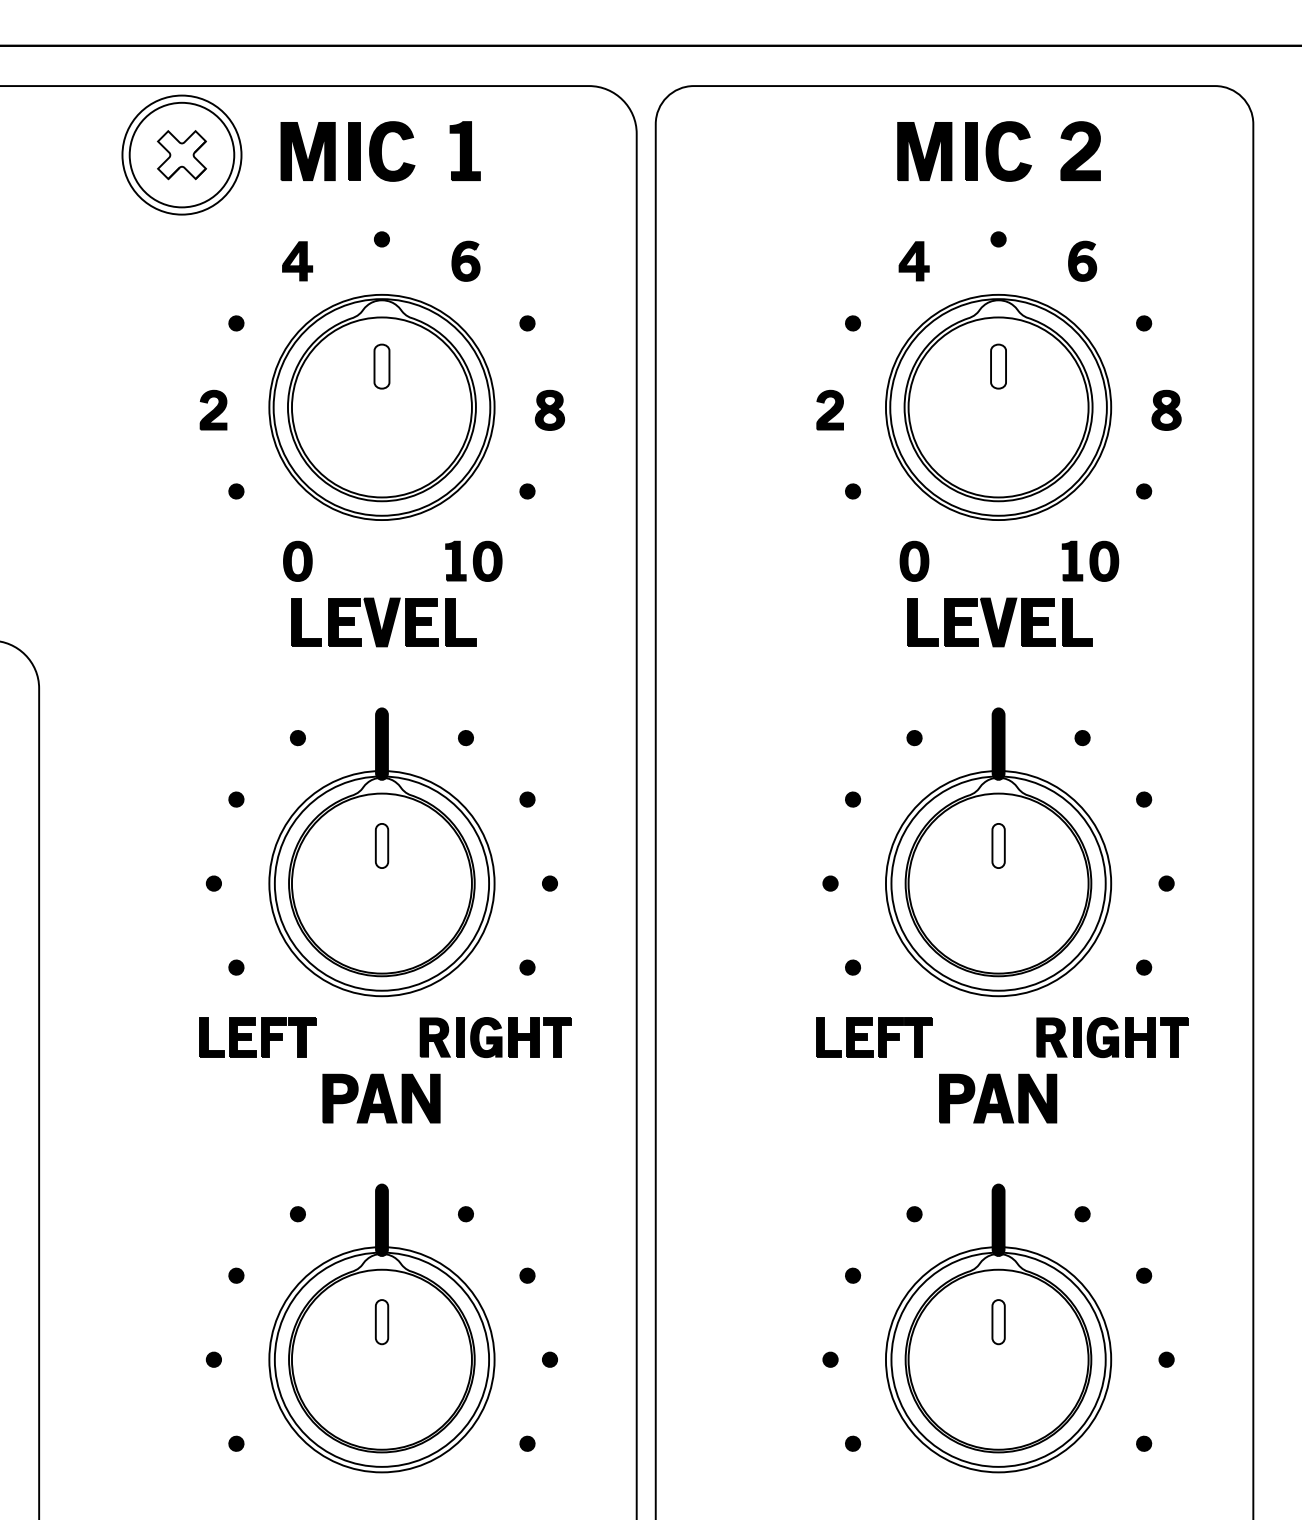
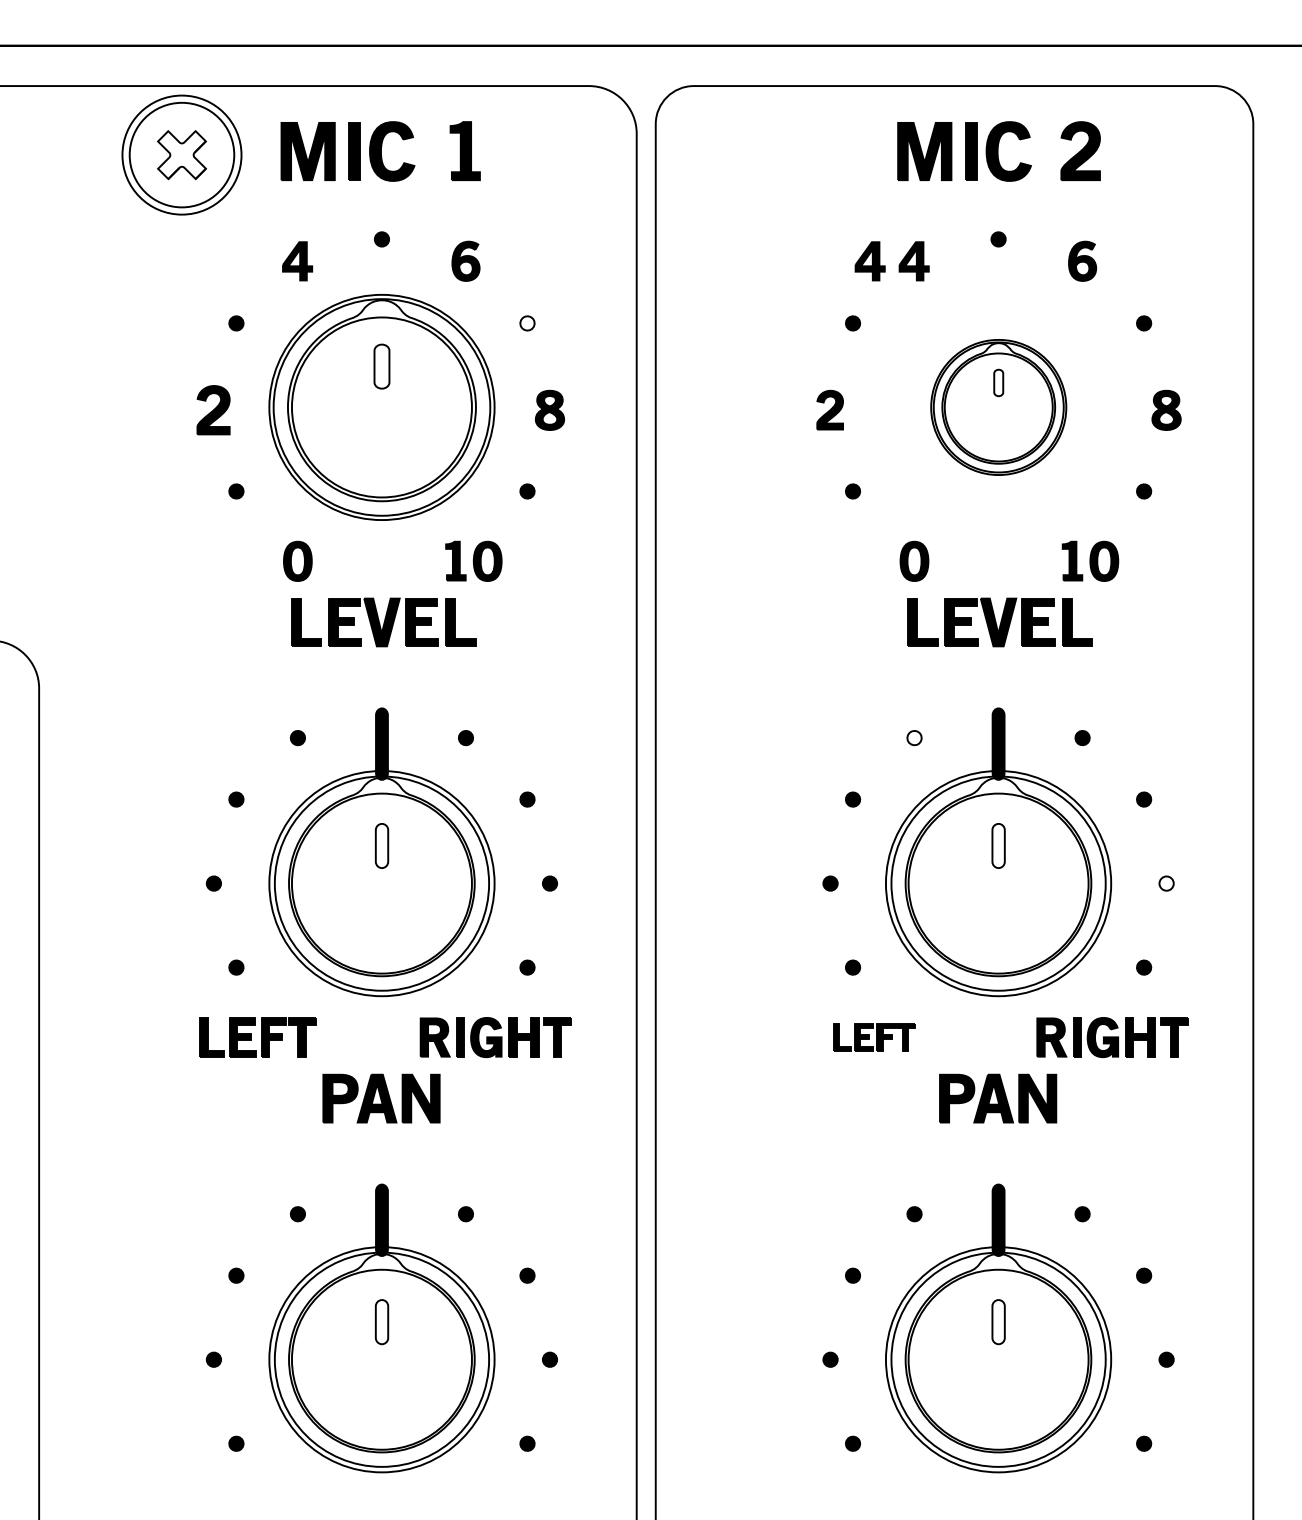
part: none -> present (869, 261)
fill: present -> none (527, 323)
part size: 228x227 px -> 138x137 px (998, 407)
part size: 29x42 px -> 35x51 px (213, 410)
fill: present -> none (914, 737)
fill: present -> none (1166, 883)
part size: 117x41 px -> 83x29 px (874, 1037)
